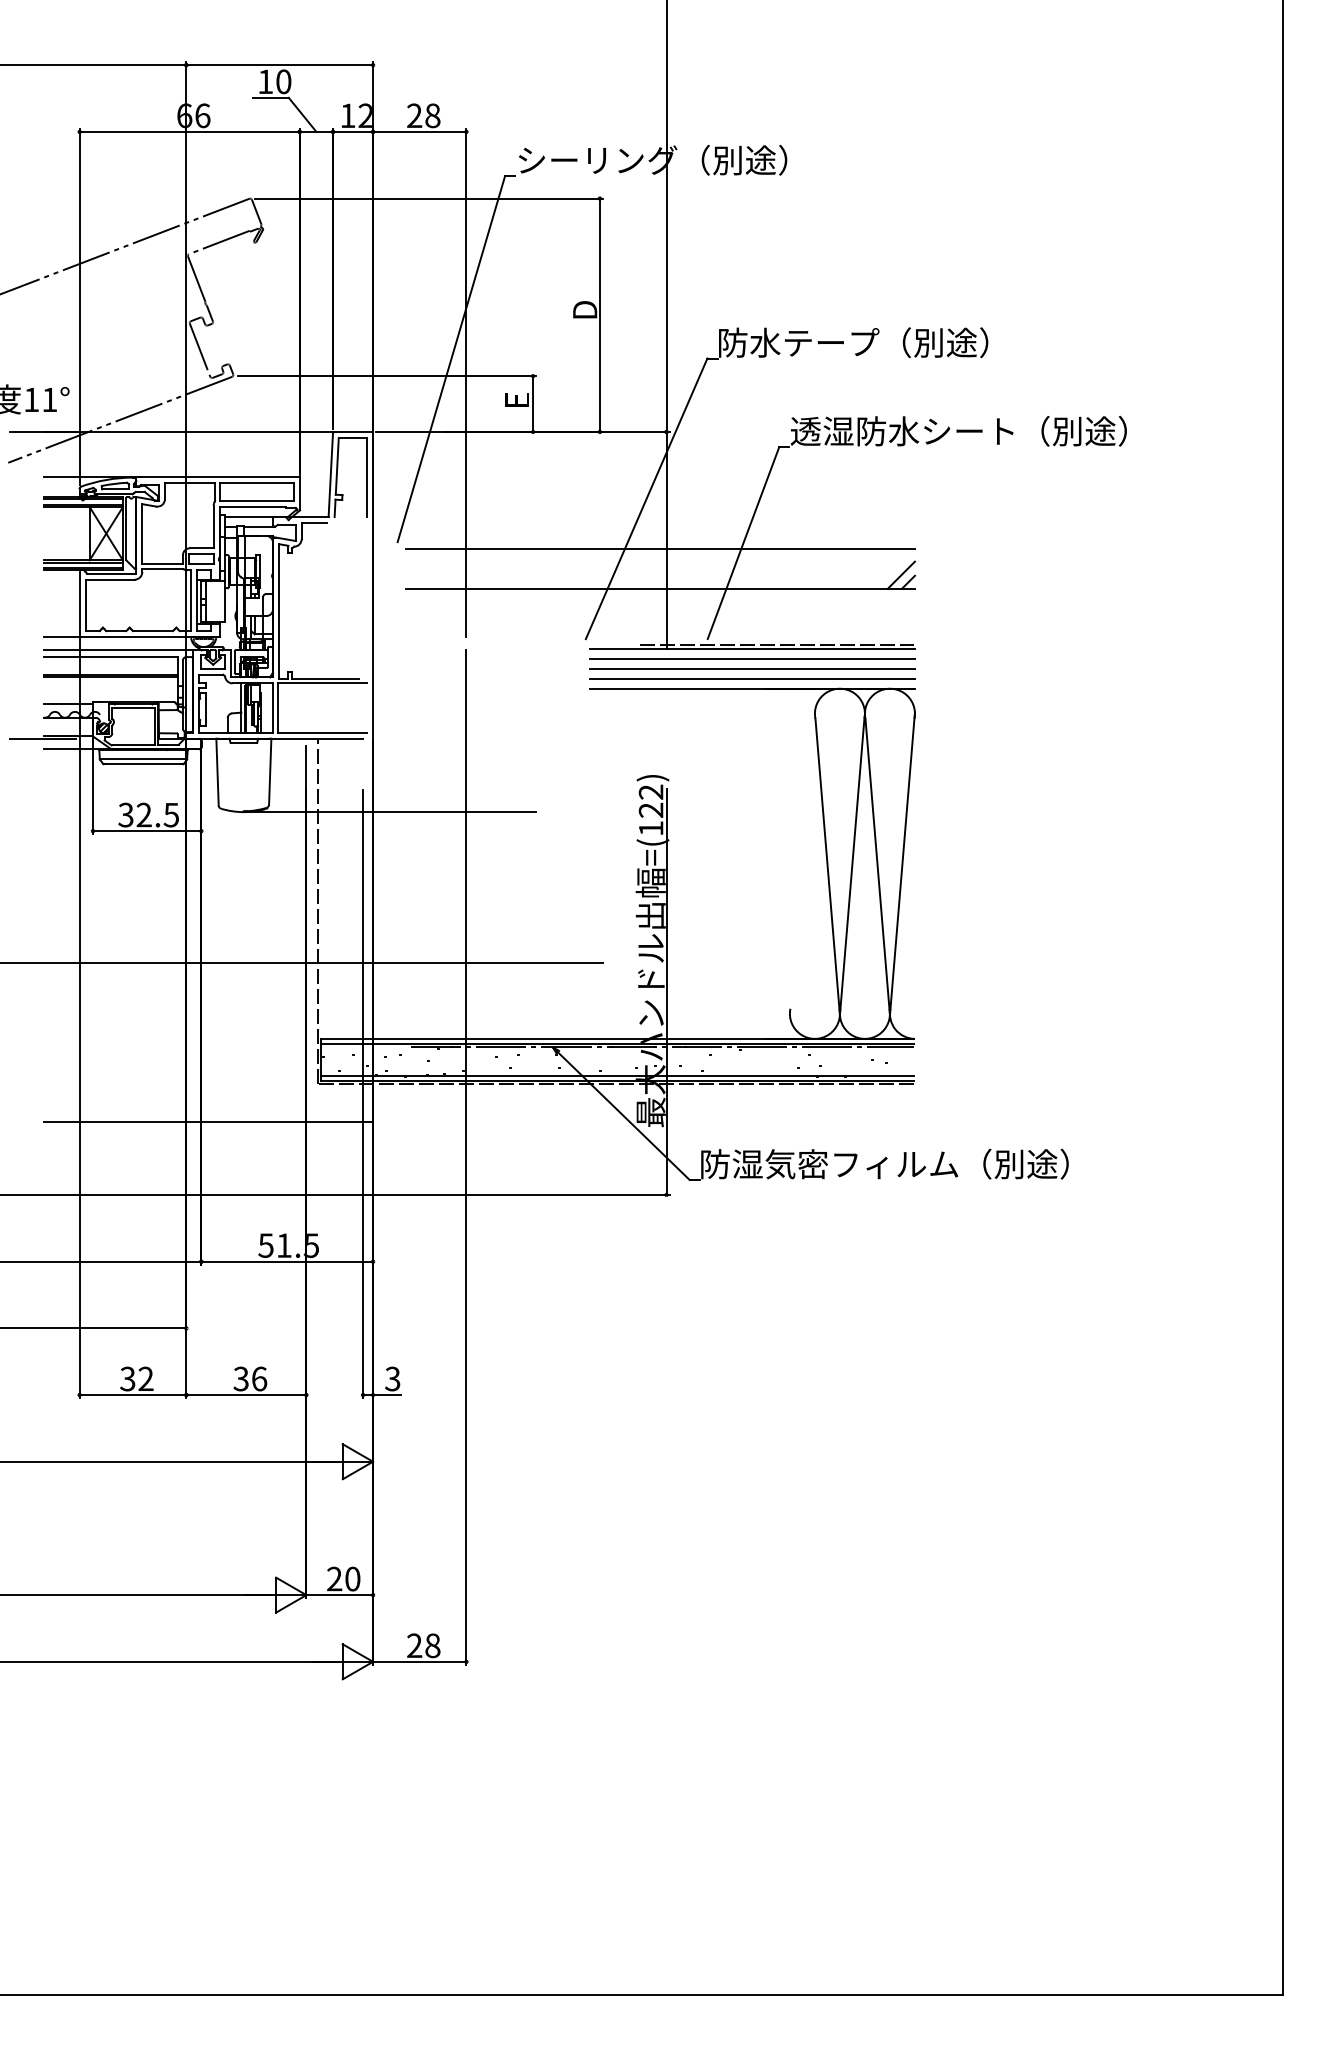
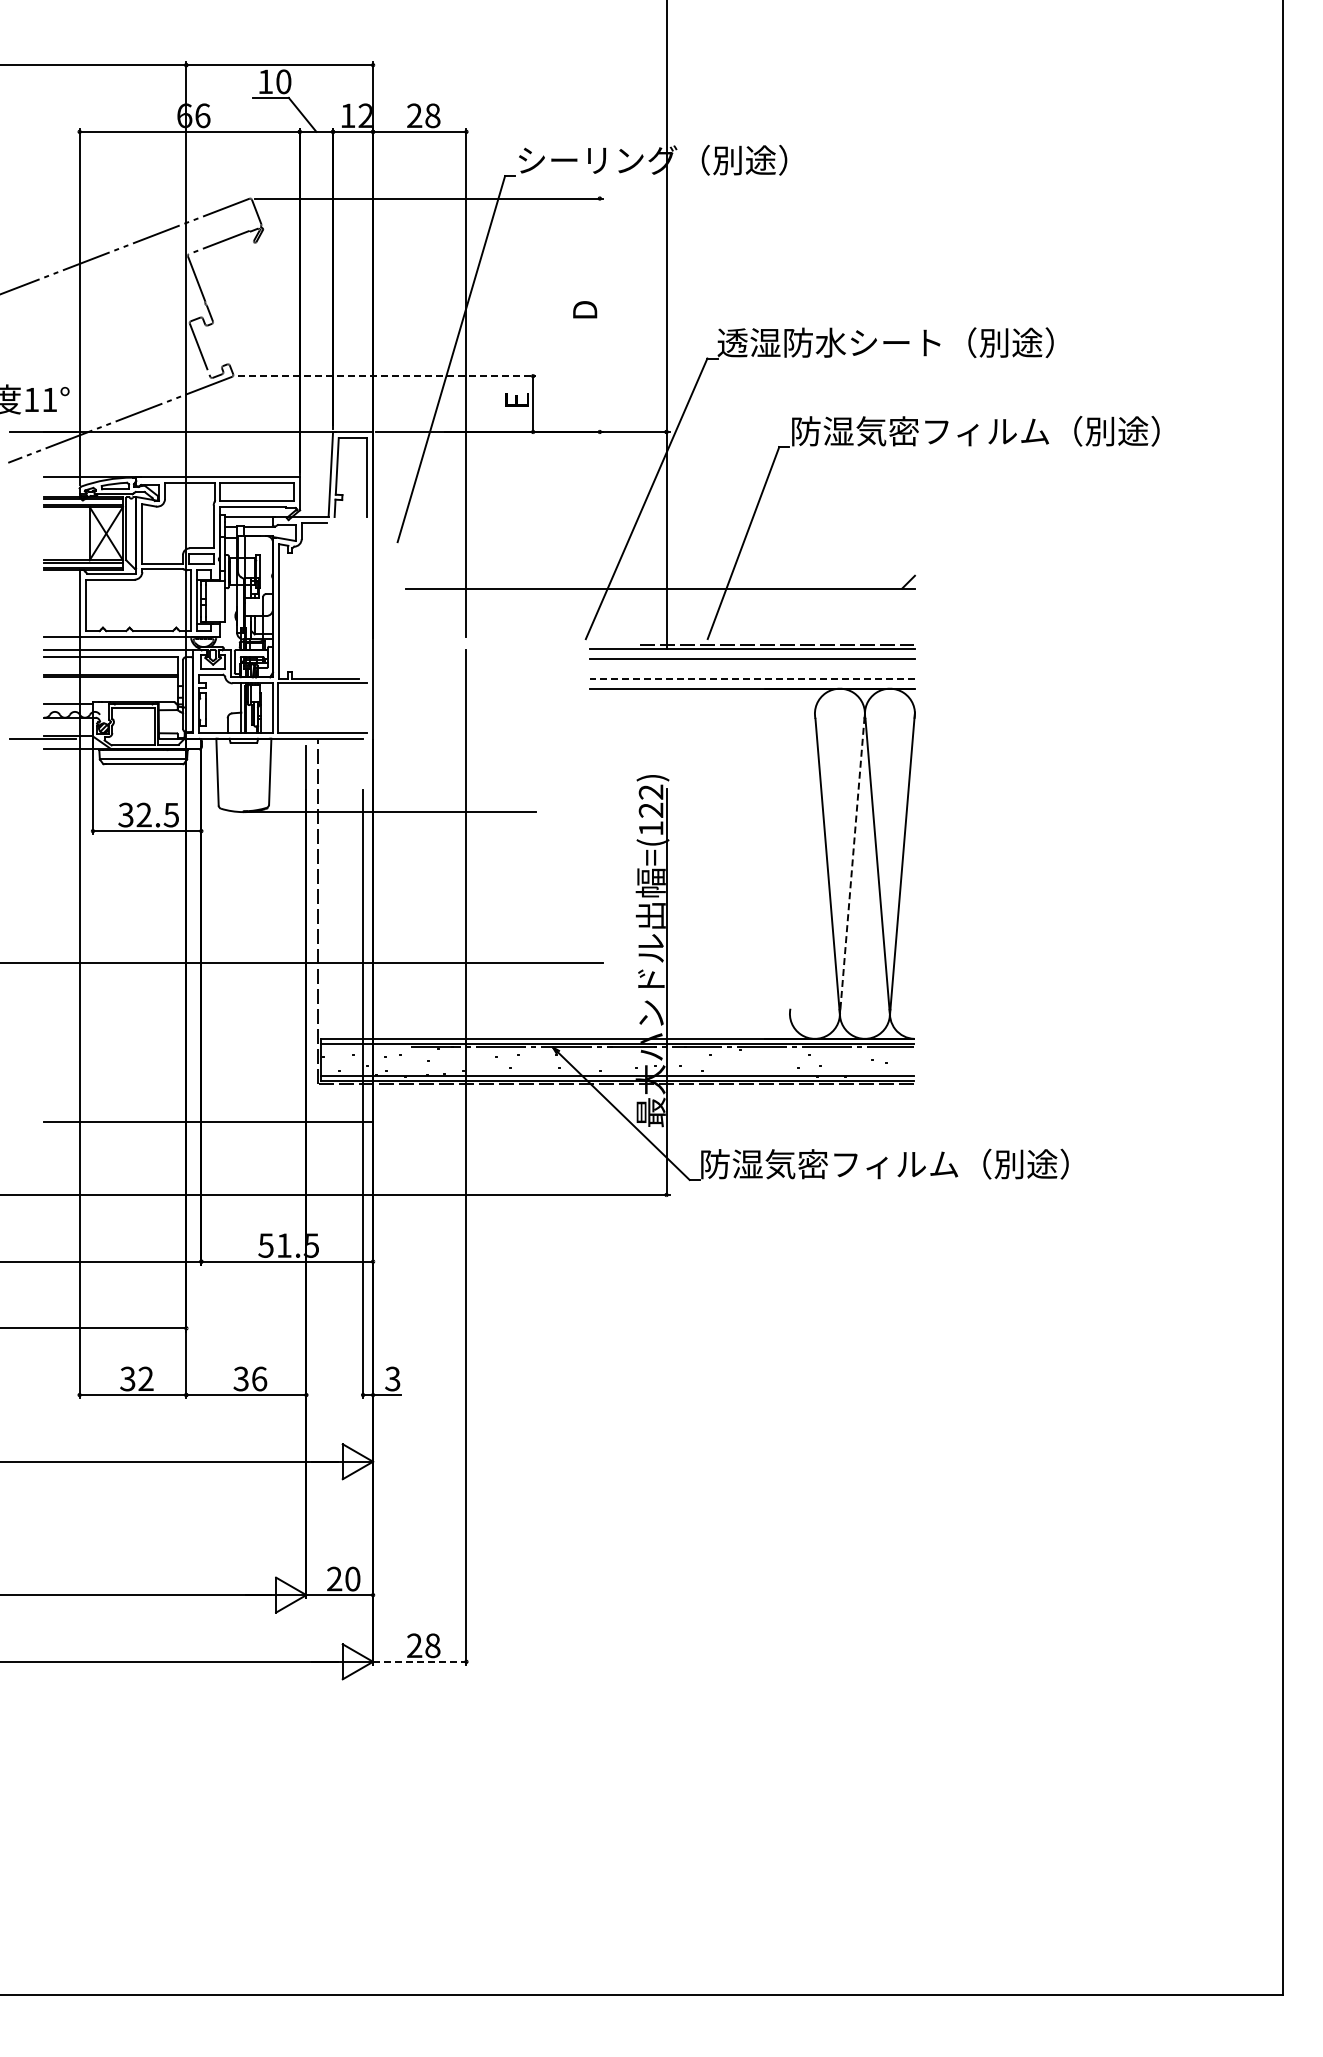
line: present -> none (599, 314)
text: 防水テープ（別途） -> 透湿防水シート（別途） (885, 342)
line: solid -> dashed (387, 376)
text: 透湿防水シート（別途） -> 防湿気密フィルム（別途） (974, 430)
line: present -> none (660, 548)
line: present -> none (900, 574)
line: present -> none (752, 668)
line: solid -> dashed (752, 678)
line: solid -> dashed (852, 866)
line: solid -> dashed (419, 1661)
